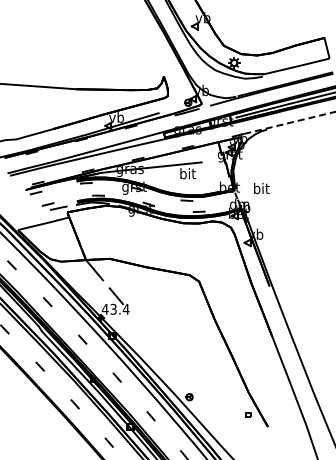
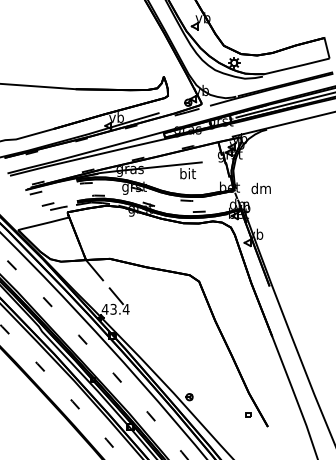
line: dashed -> solid (290, 122)
text: bit -> dm (260, 188)
